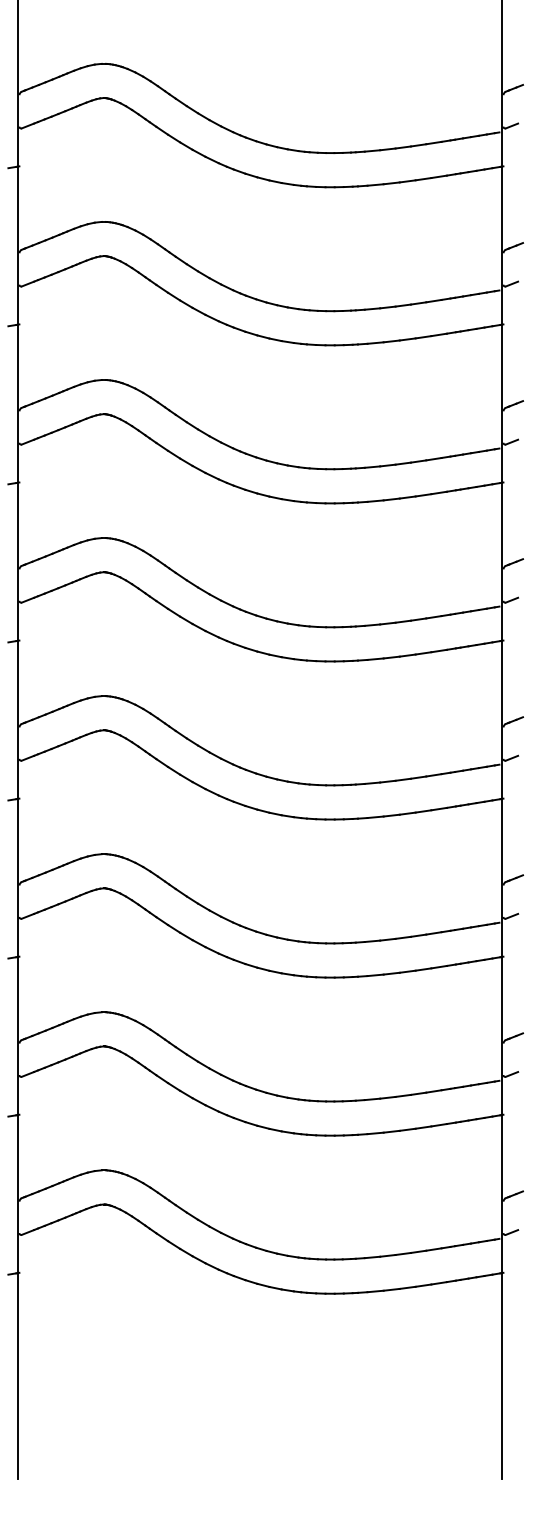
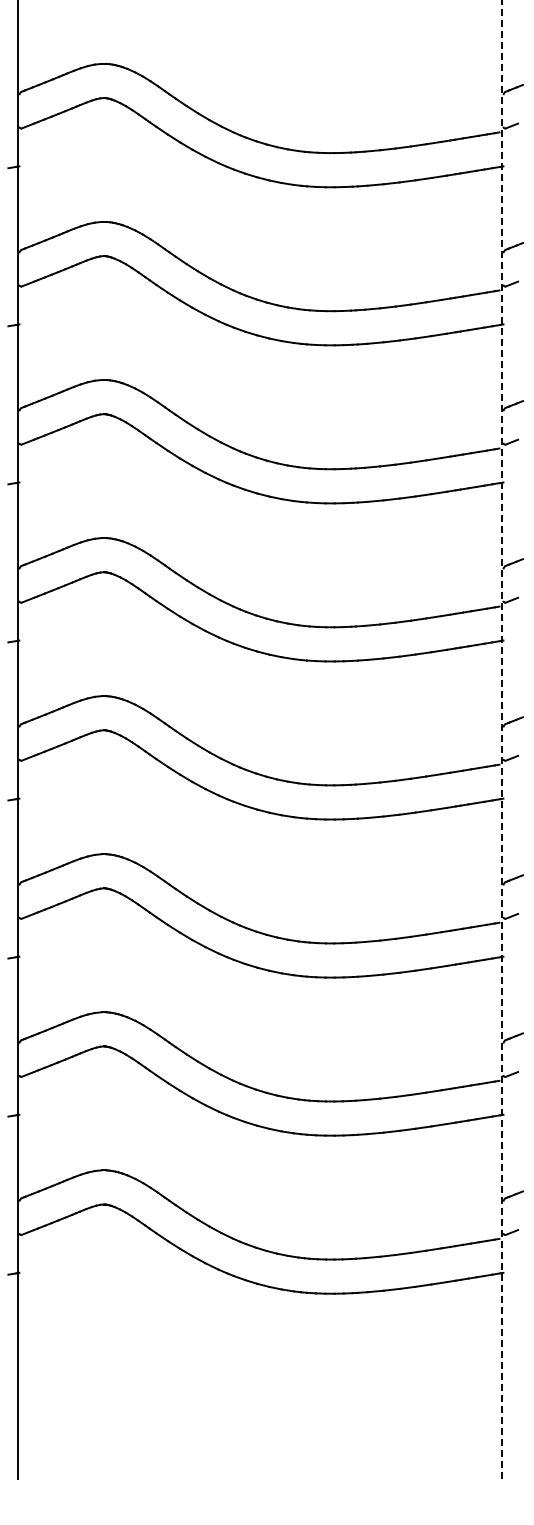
line: solid -> dashed (502, 739)
